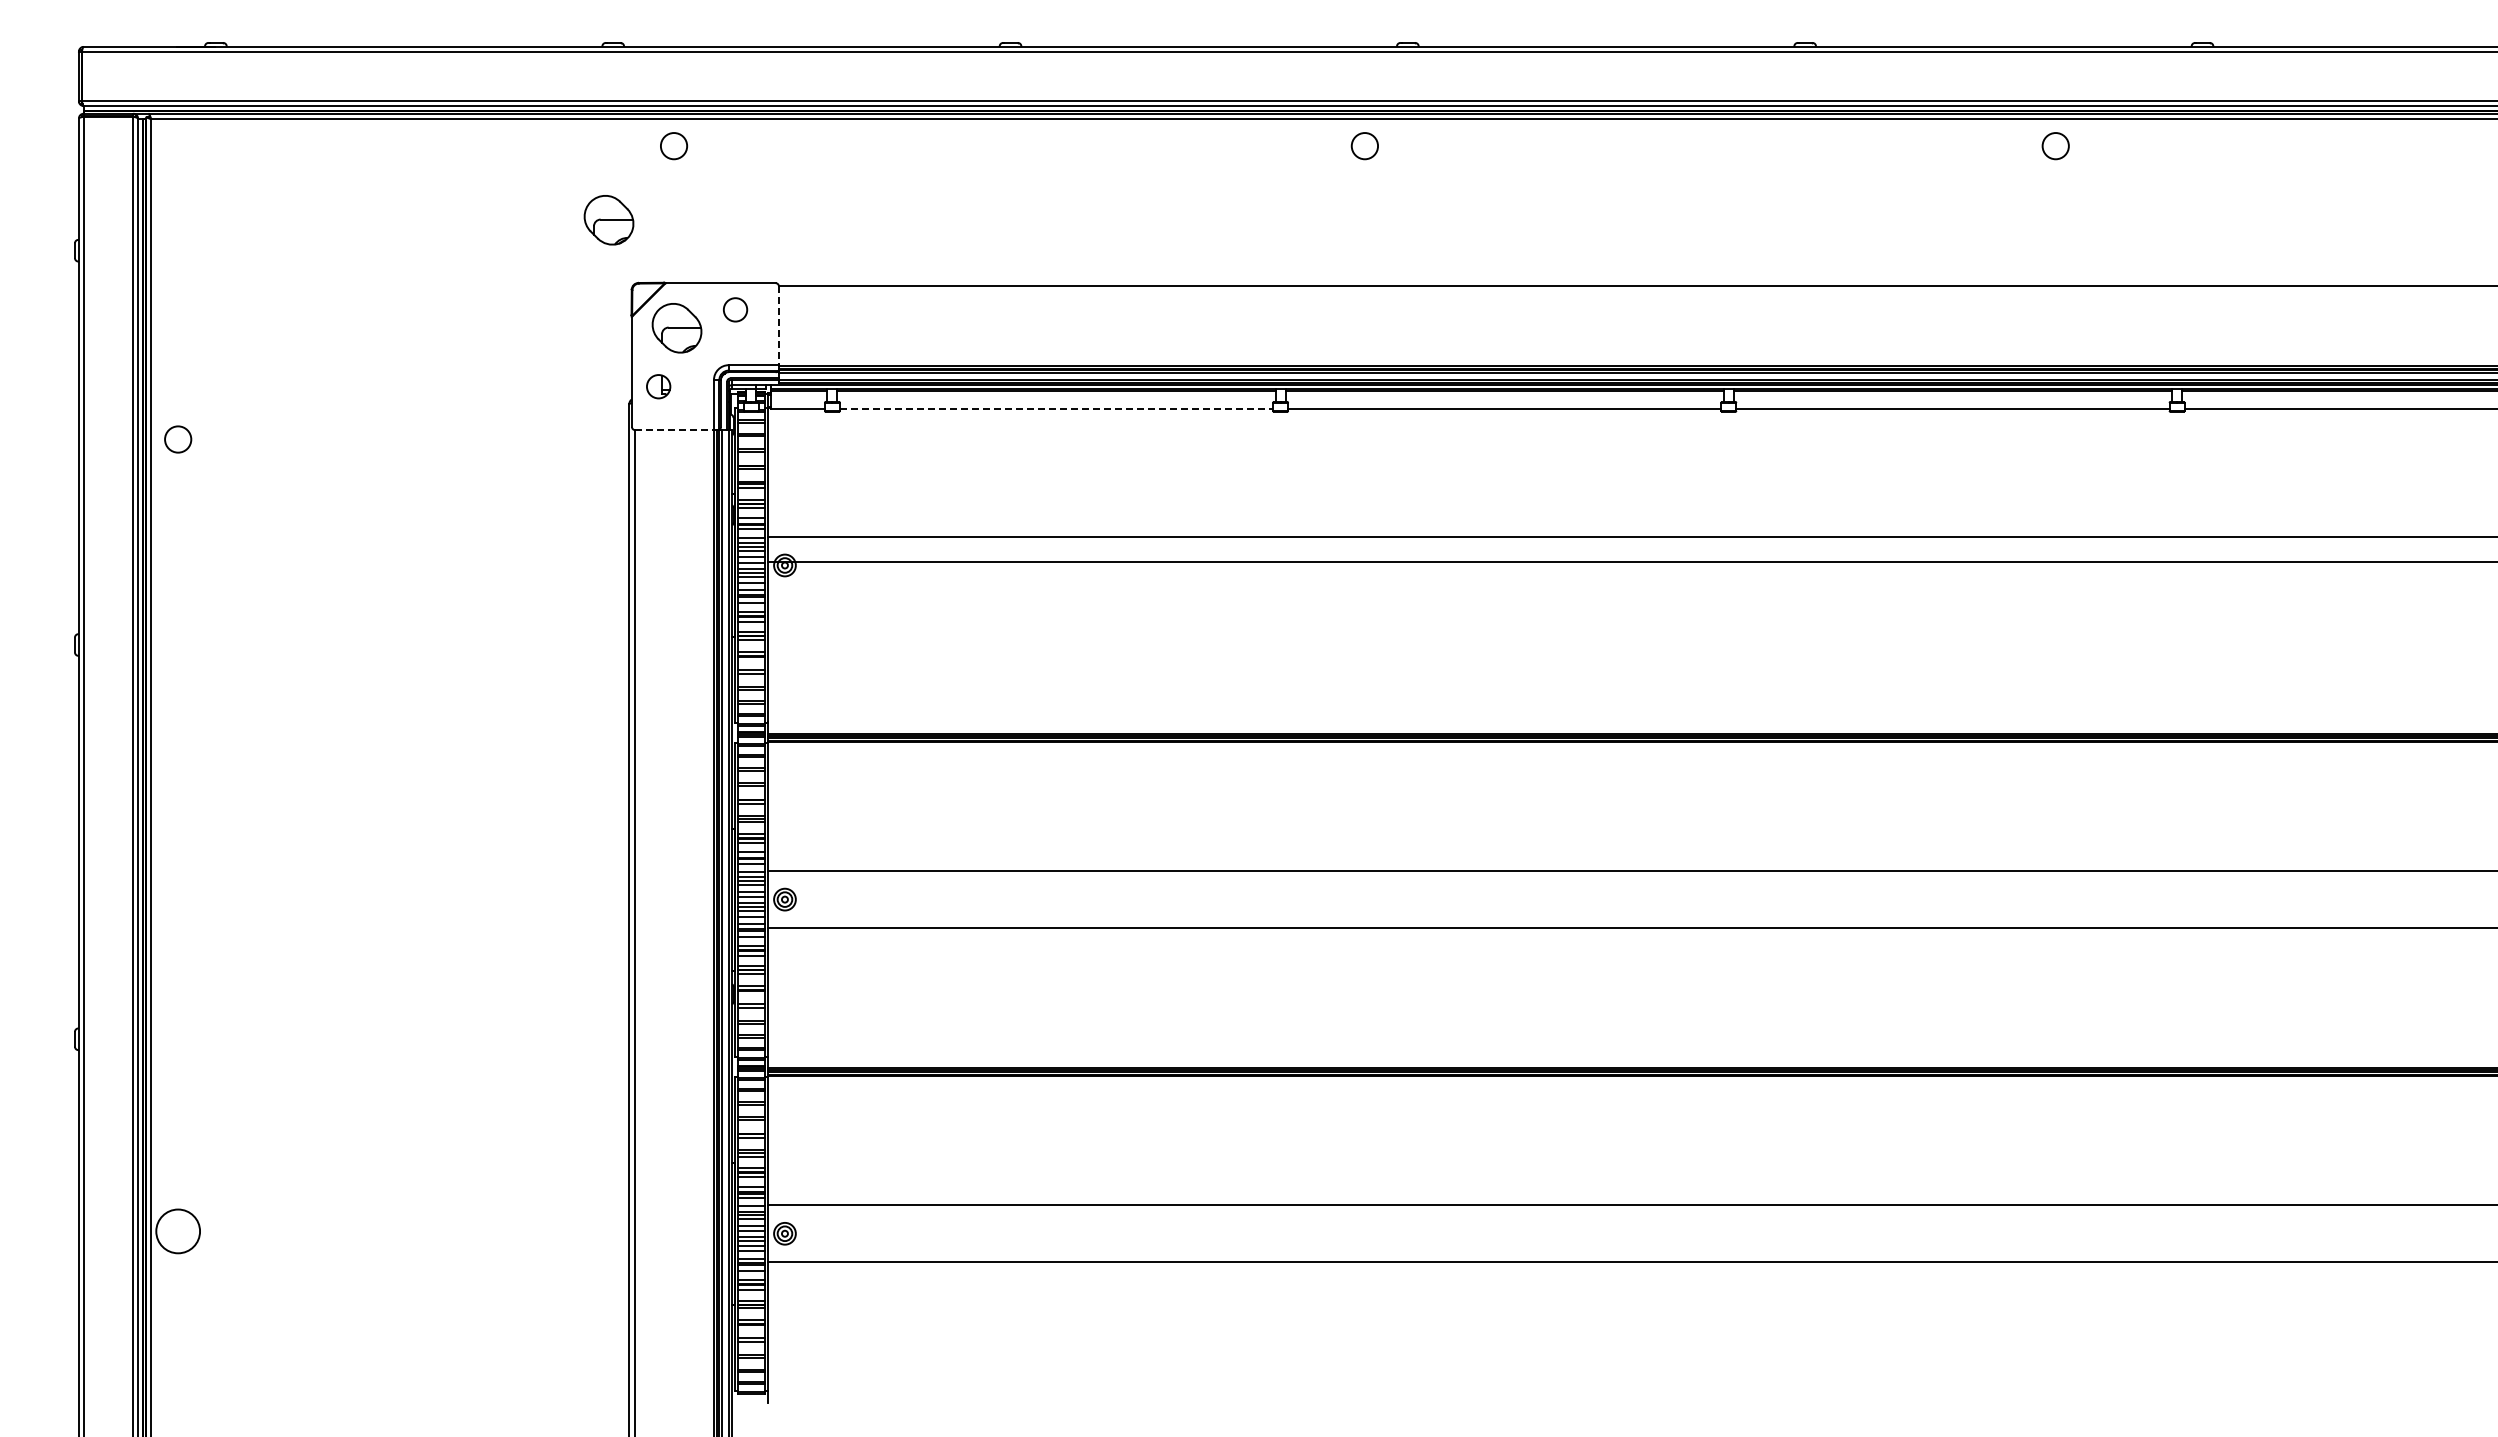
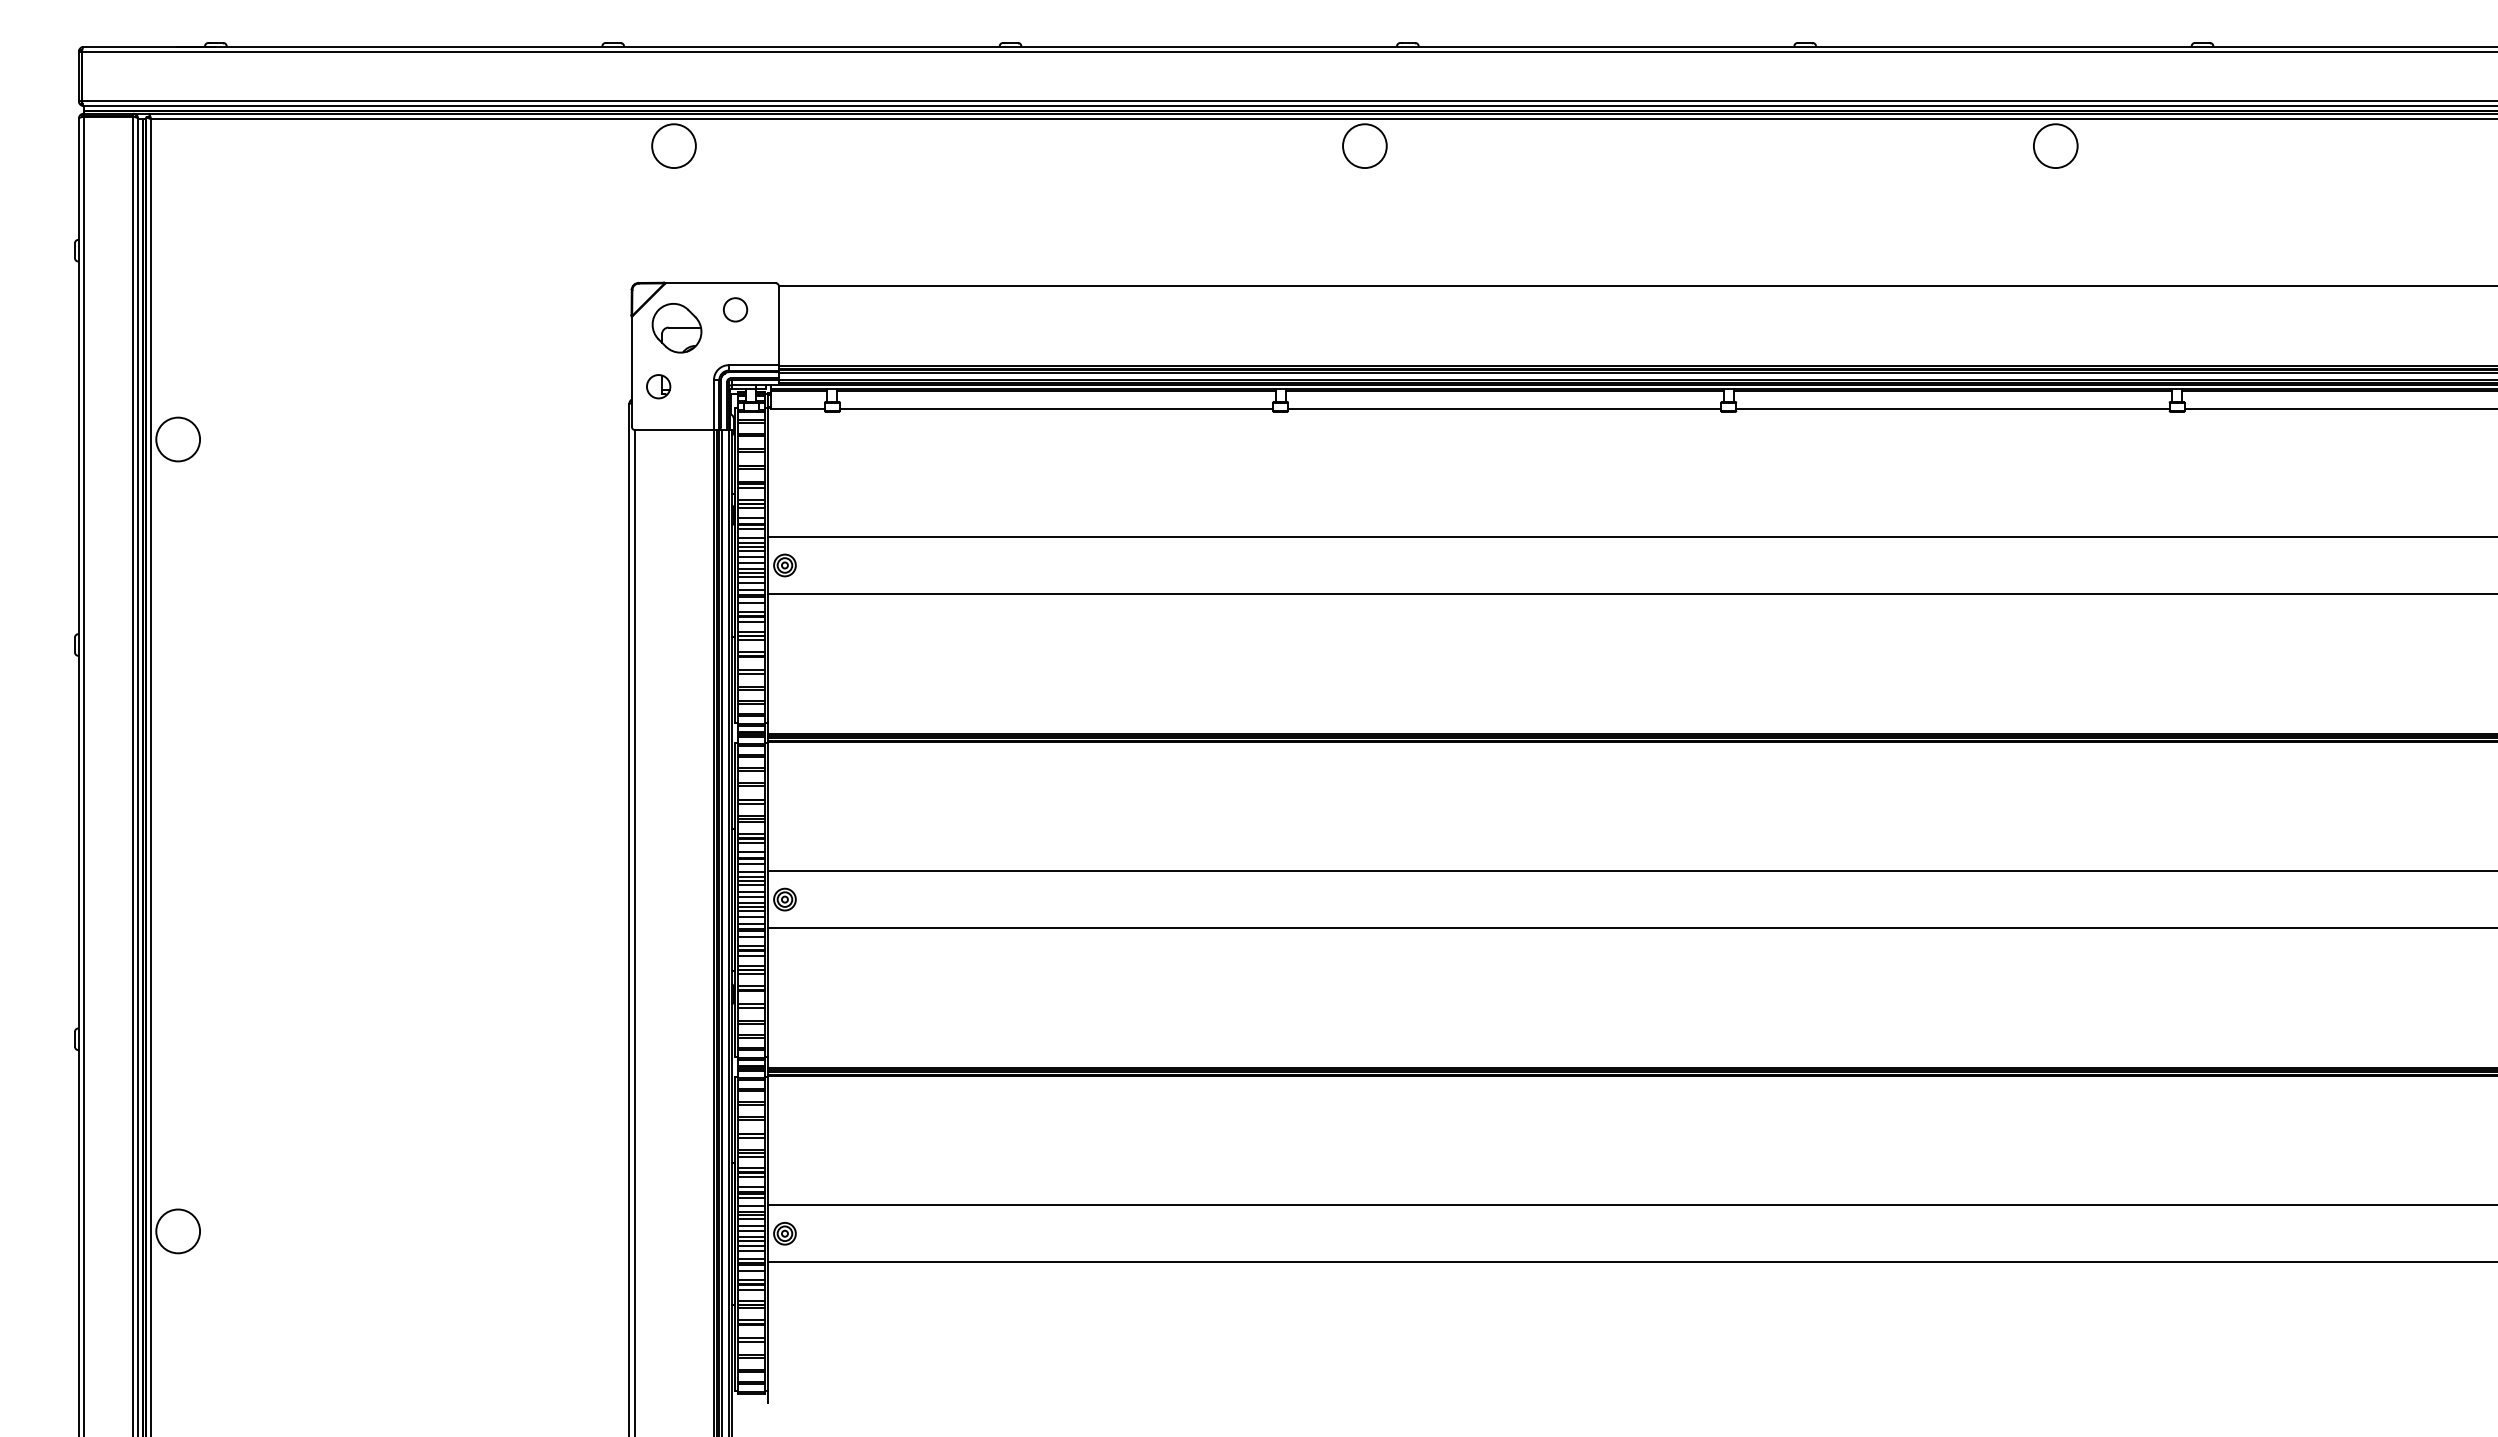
circle diameter: 26 px -> 44 px (673, 146)
circle diameter: 26 px -> 44 px (1364, 146)
circle diameter: 26 px -> 44 px (2055, 146)
part: present -> none (608, 220)
line: dashed -> solid (778, 326)
line: dashed -> solid (1056, 408)
line: dashed -> solid (674, 430)
circle diameter: 26 px -> 44 px (178, 439)
line position: (1631, 561) -> (1631, 593) (1631, 593)
